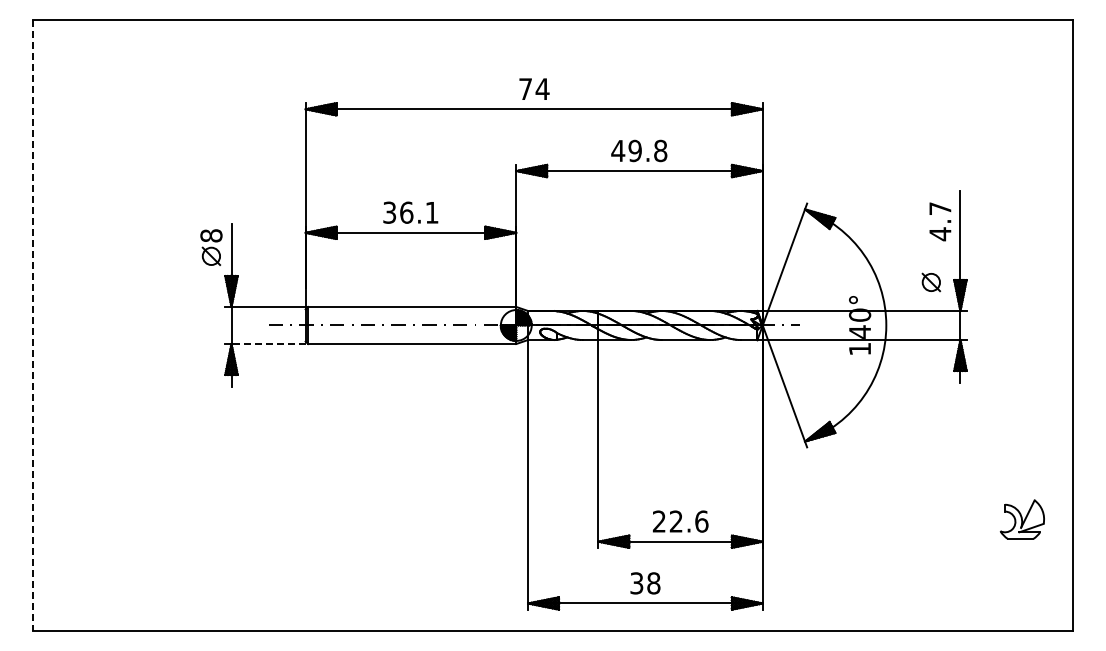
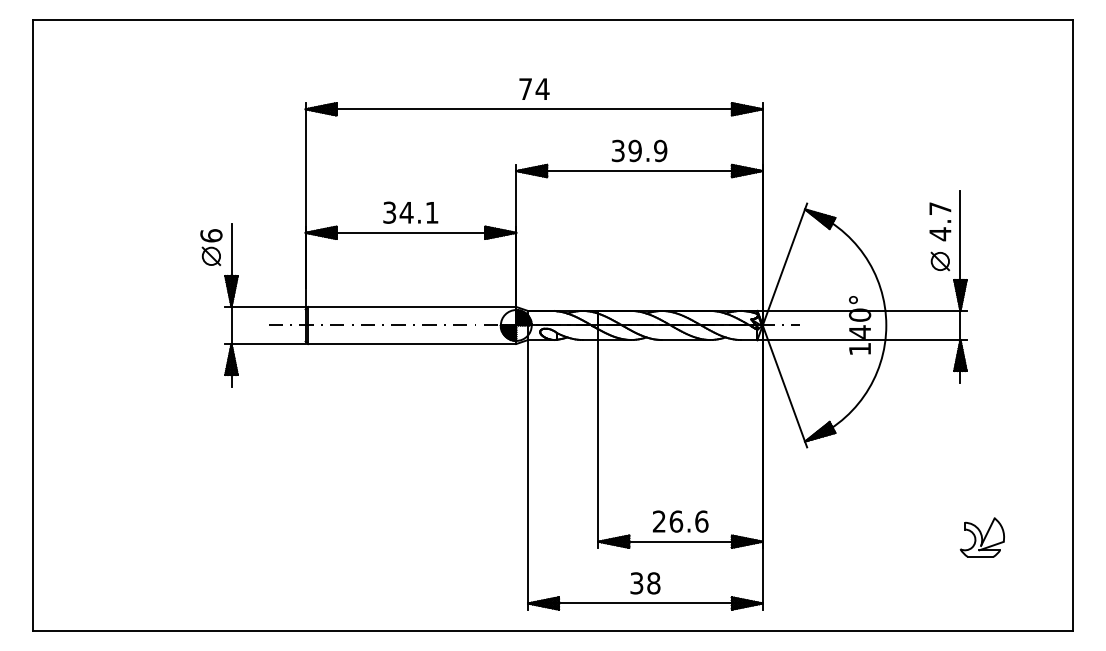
text: 49.8 -> 39.9 (639, 150)
text: 36.1 -> 34.1 (406, 212)
text: 8 -> 6 (211, 235)
part position: (931, 282) -> (940, 261) (940, 261)
line: dashed -> solid (33, 325)
line: dashed -> solid (268, 344)
part position: (1021, 519) -> (981, 537) (981, 537)
text: 22.6 -> 26.6 (676, 521)
